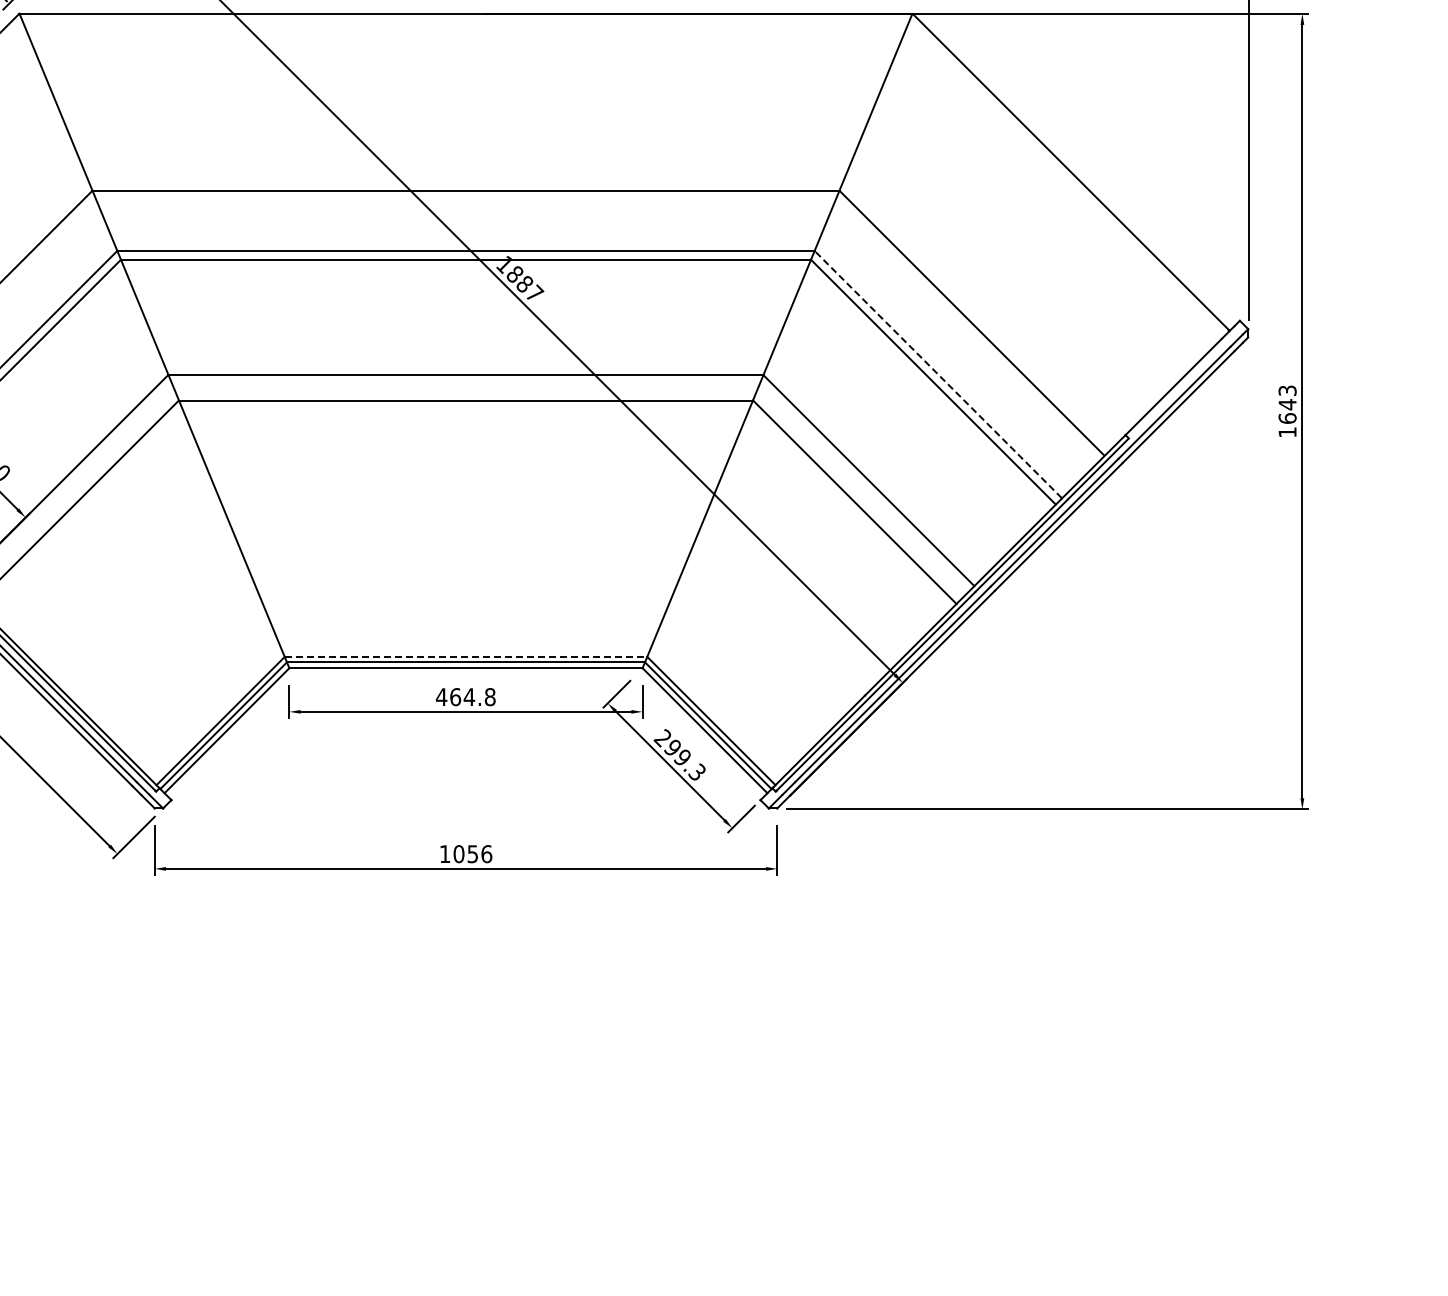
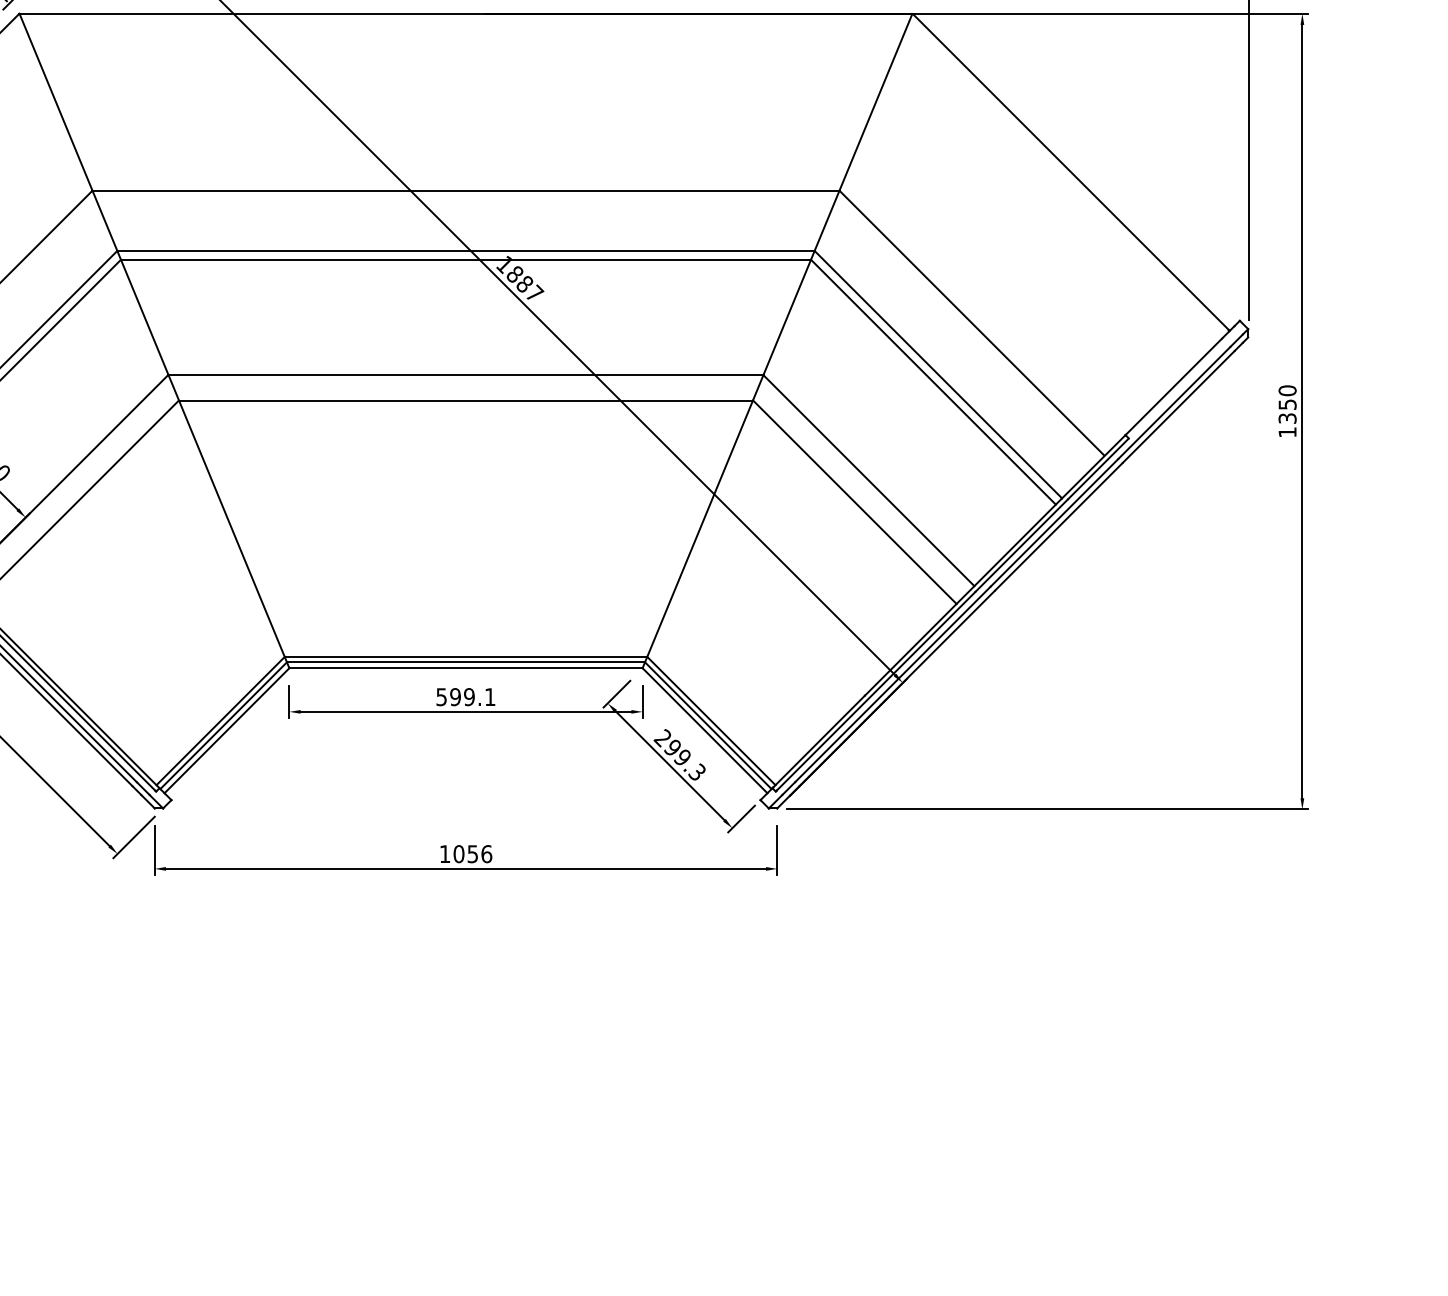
line: dashed -> solid (938, 374)
text: 1643 -> 1350 (1287, 404)
line: dashed -> solid (466, 656)
text: 464.8 -> 599.1 (465, 697)
